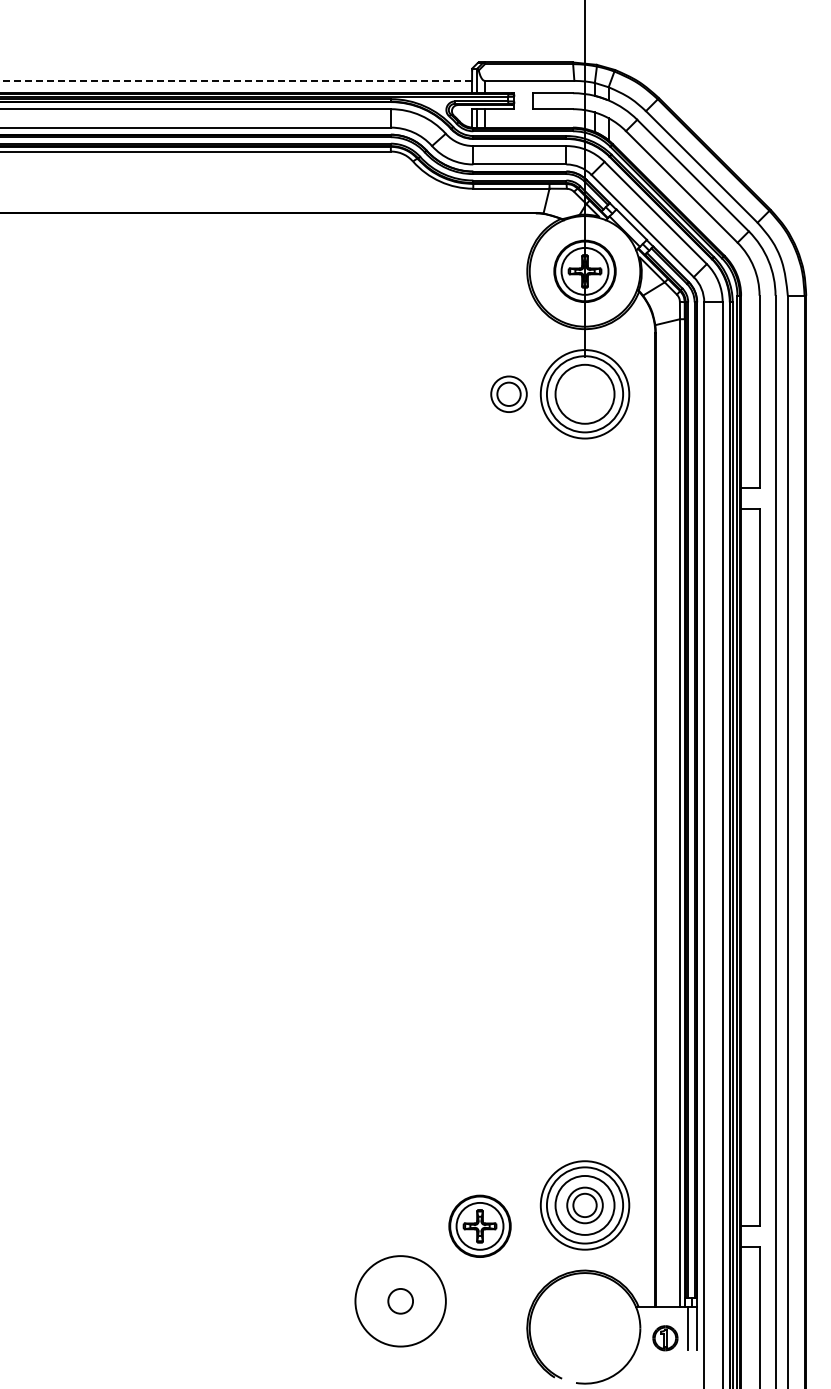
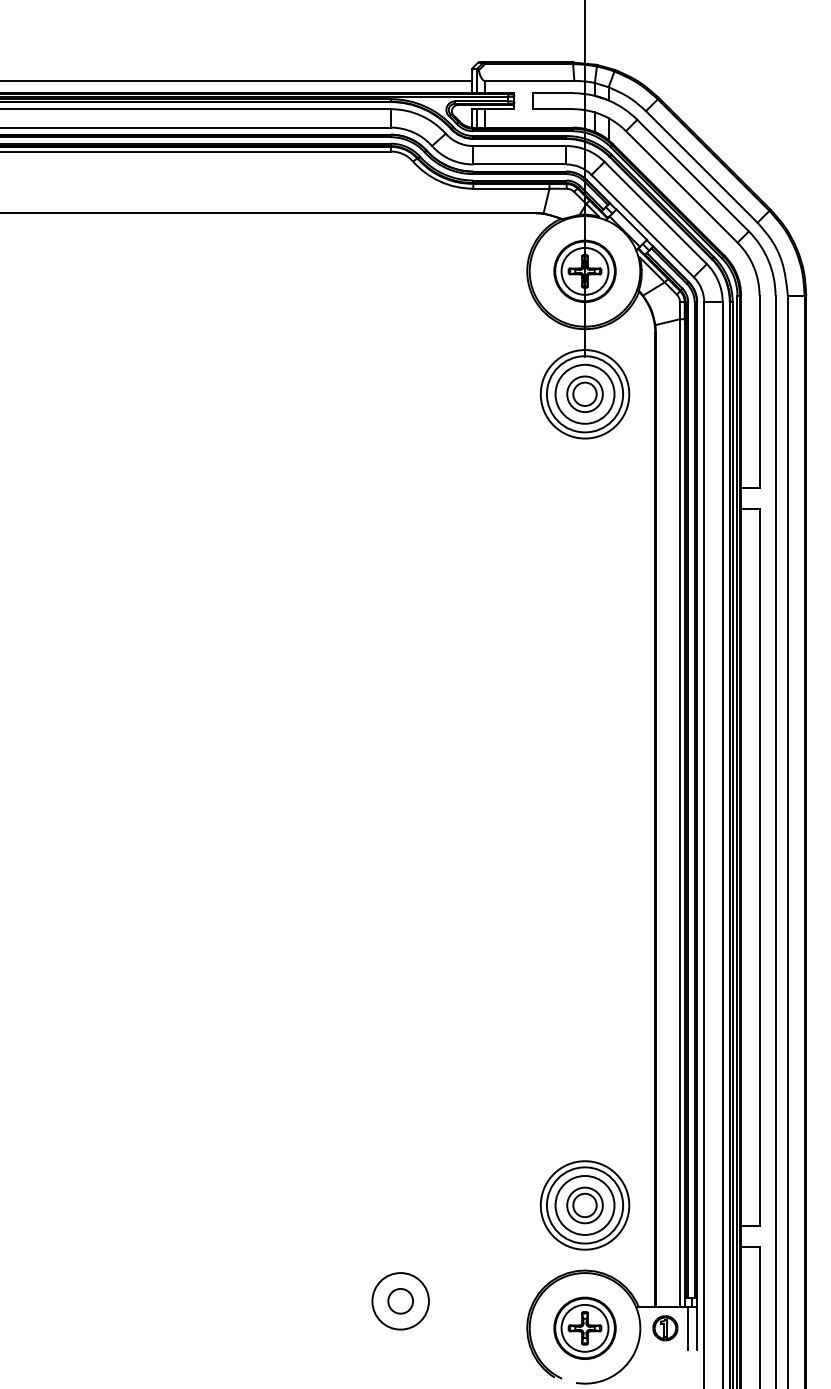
line: dashed -> solid (236, 80)
part position: (508, 393) -> (584, 393) (584, 393)
part position: (479, 1225) -> (584, 1327) (584, 1327)
circle diameter: 90 px -> 57 px (400, 1301)
part position: (665, 1338) -> (665, 1328) (665, 1328)
